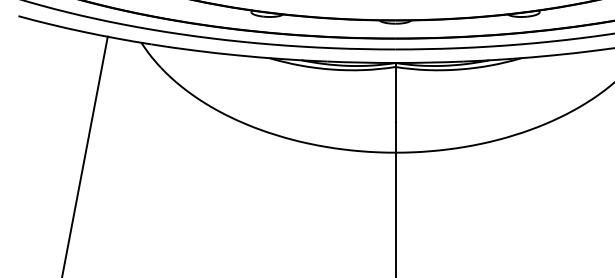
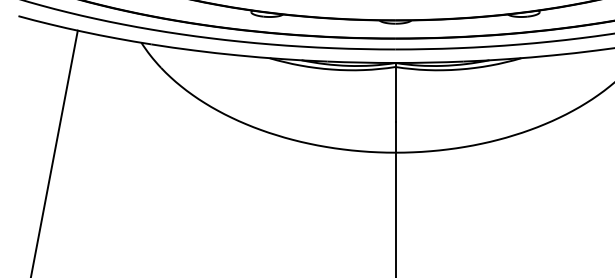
line position: (84, 155) -> (54, 152) (54, 152)
